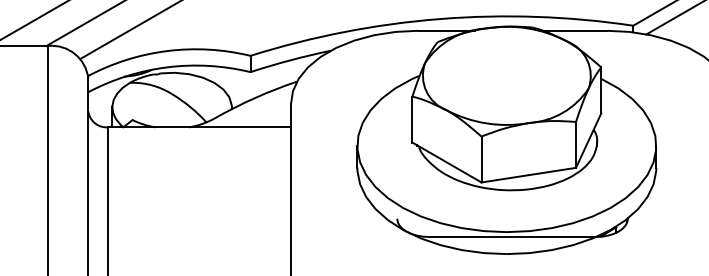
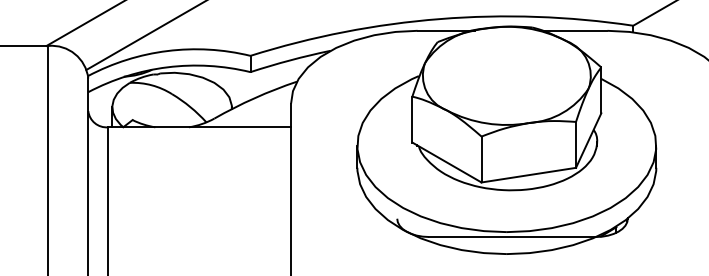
line: present -> none (674, 18)
line: present -> none (33, 20)
line position: (129, 30) -> (144, 36) (144, 36)
